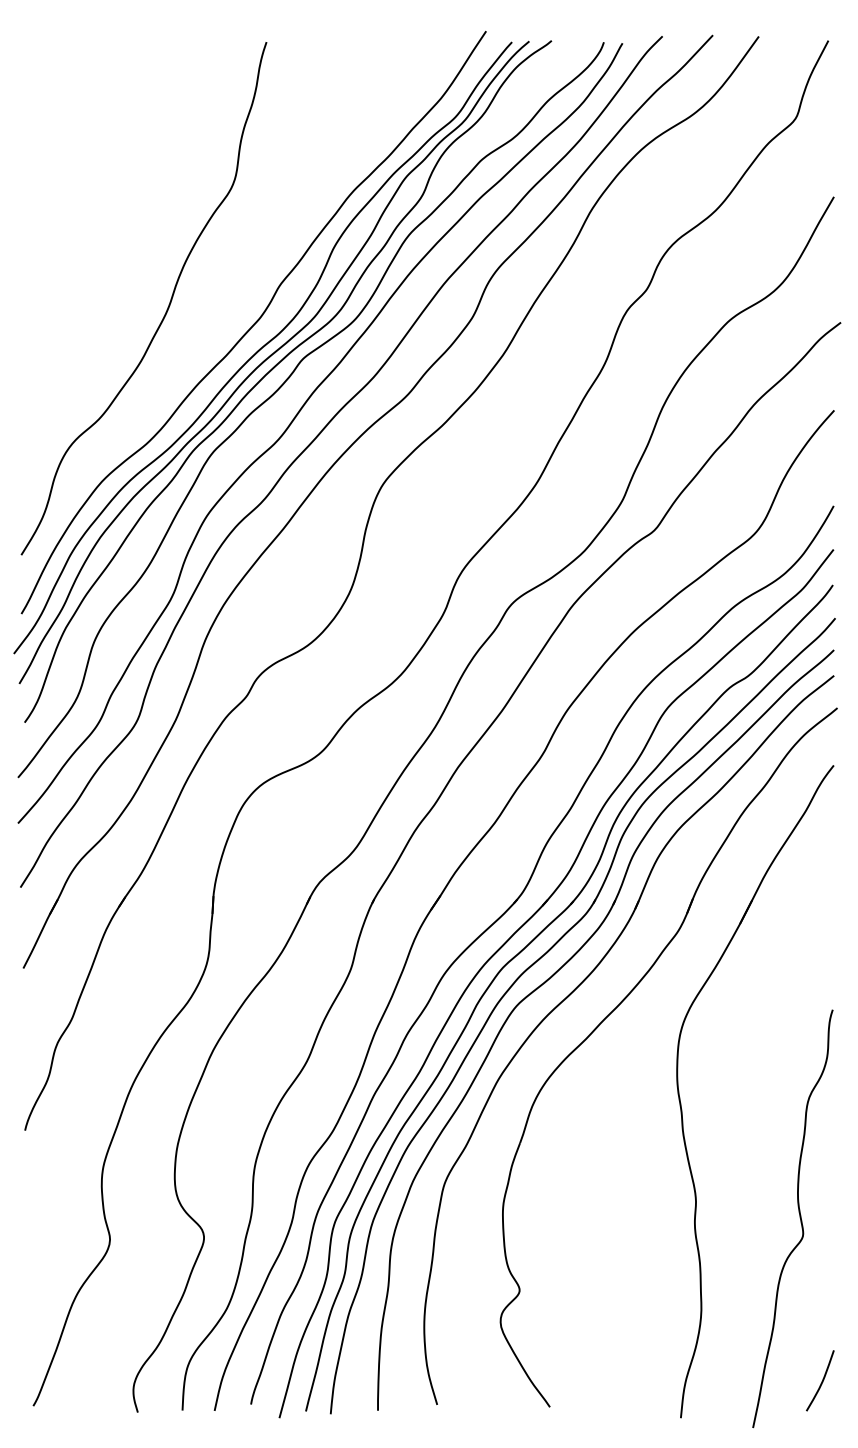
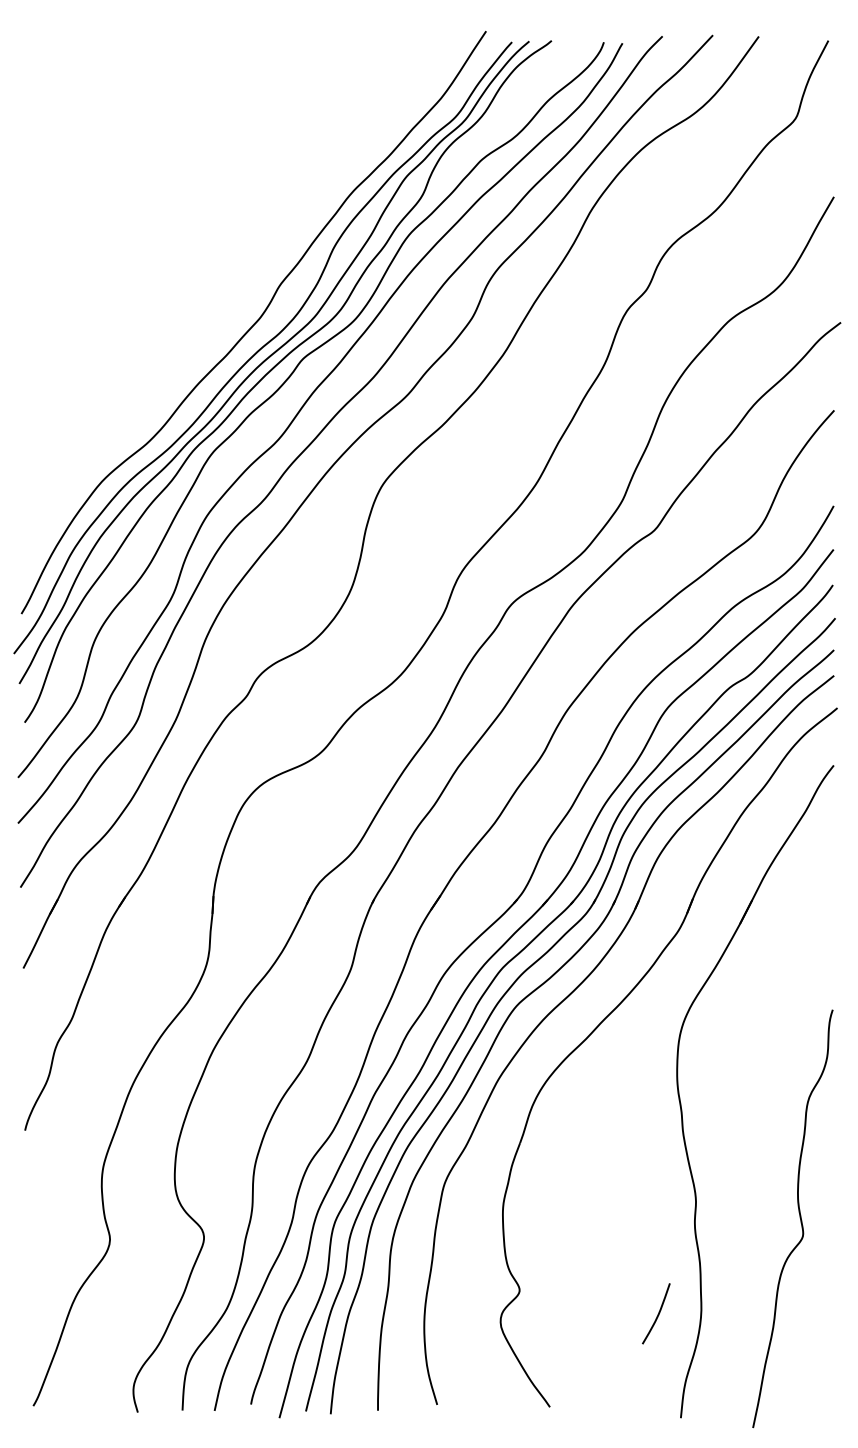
curve: present -> none (166, 309)
curve position: (821, 1381) -> (657, 1314) (657, 1314)
